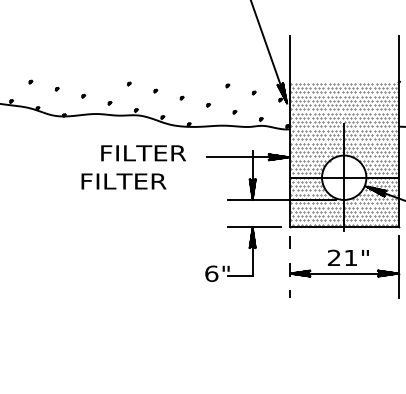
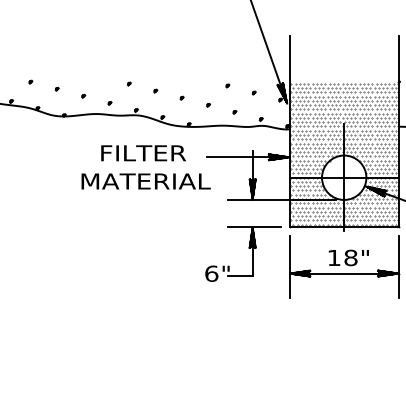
text: FILTER -> MATERIAL (147, 181)
text: 21" -> 18" (342, 257)
line: dashed -> solid (289, 267)
